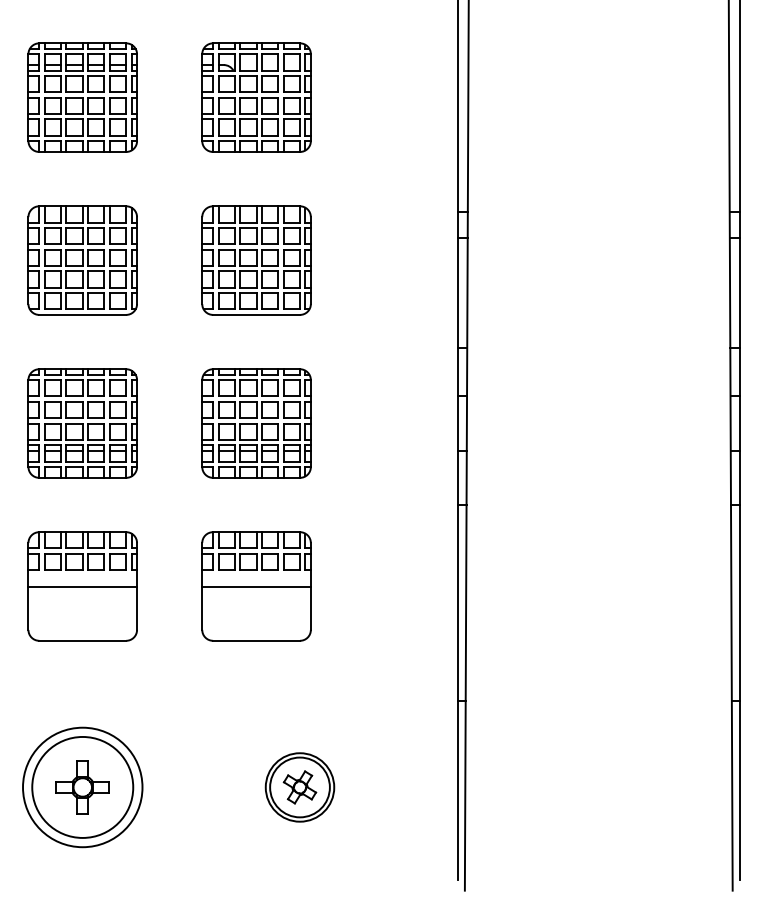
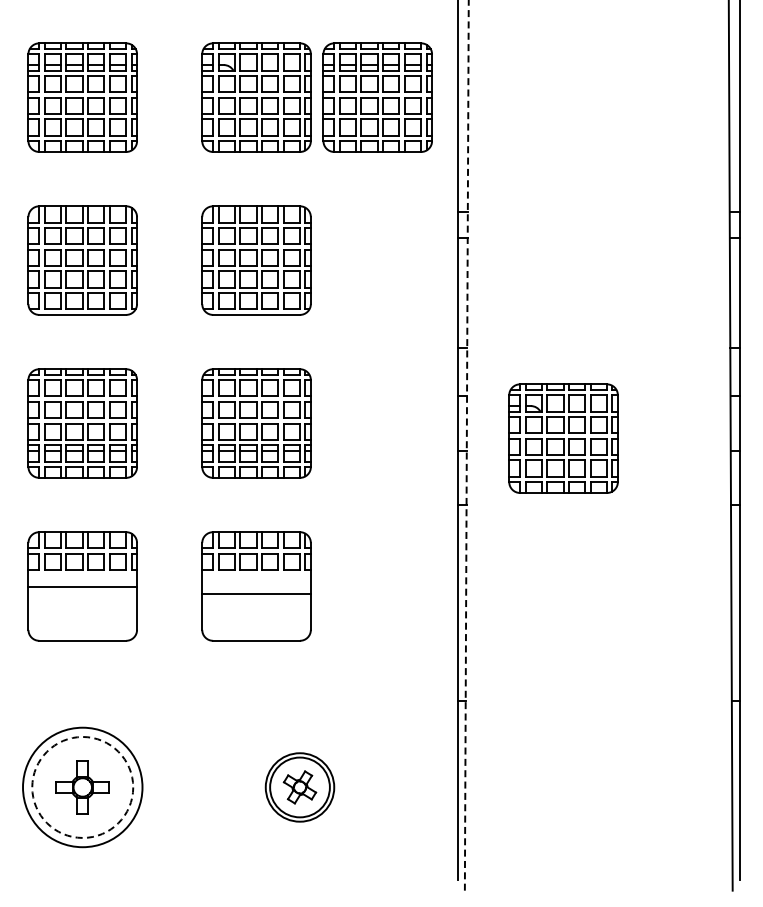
part: none -> present (377, 97)
part: none -> present (563, 438)
line: solid -> dashed (466, 444)
line position: (256, 586) -> (256, 593) (256, 593)
circle: solid -> dashed (82, 786)
